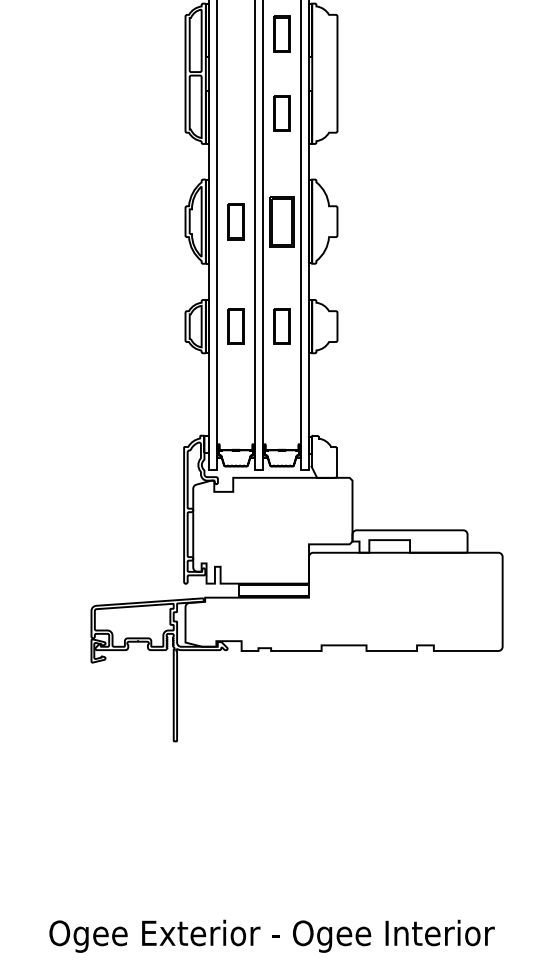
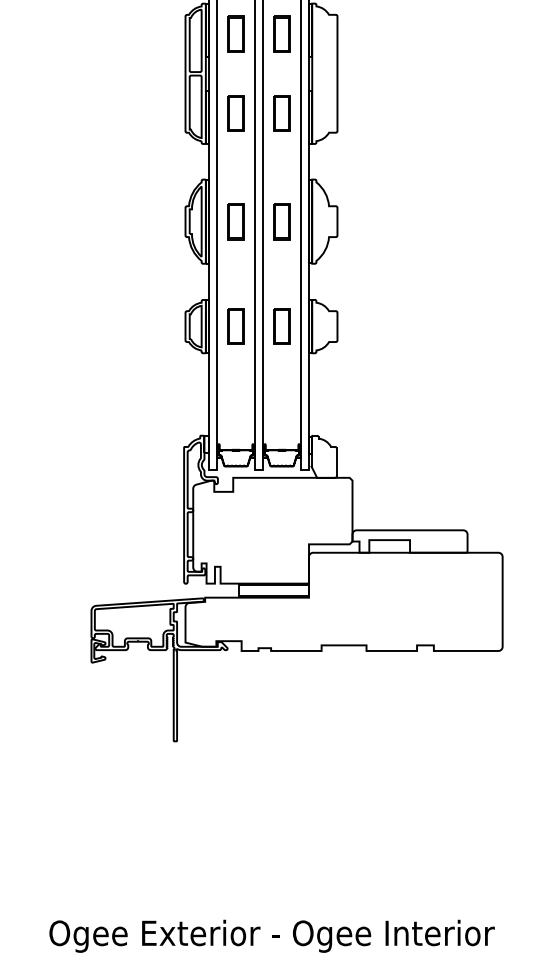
part: none -> present (235, 33)
part: none -> present (235, 113)
part size: 26x52 px -> 18x38 px (281, 221)
